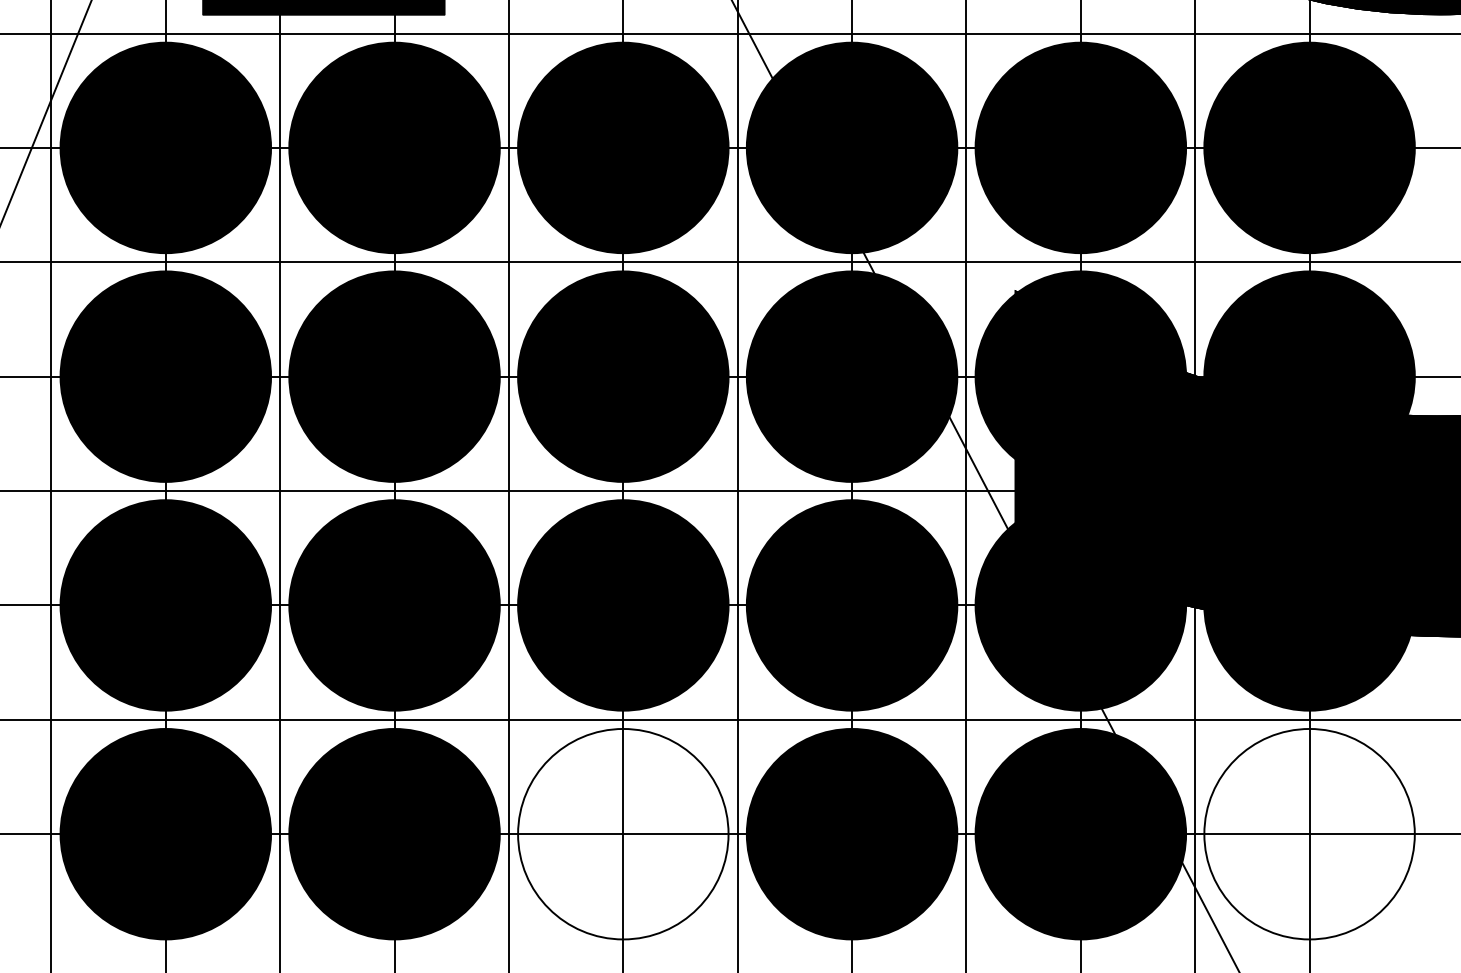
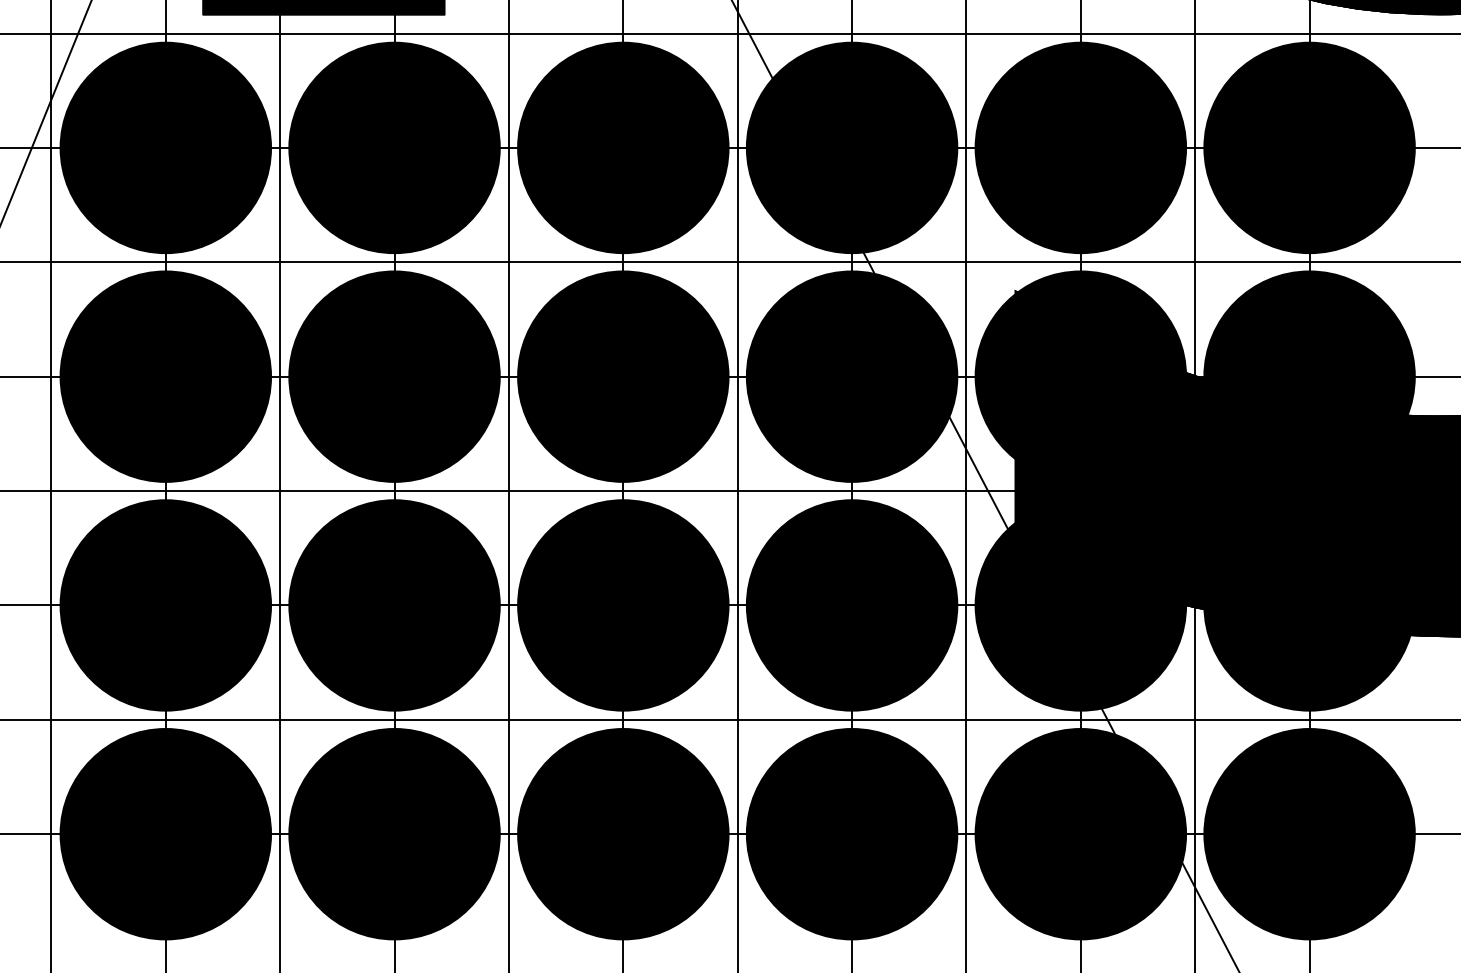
fill: none -> present (623, 833)
fill: none -> present (1309, 833)
